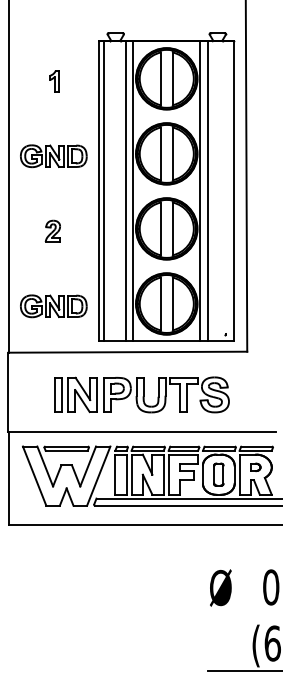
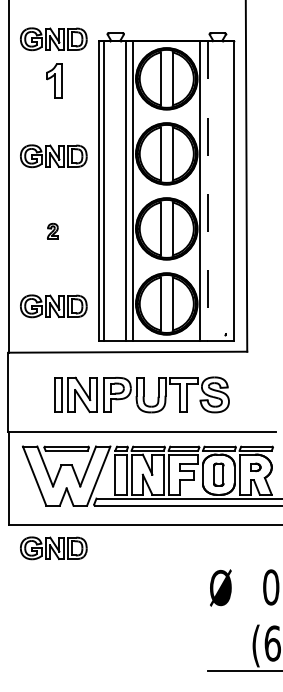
part: none -> present (53, 39)
part size: 11x23 px -> 17x36 px (54, 80)
line: solid -> dashed (207, 191)
part size: 17x24 px -> 12x17 px (52, 231)
part: none -> present (53, 548)
